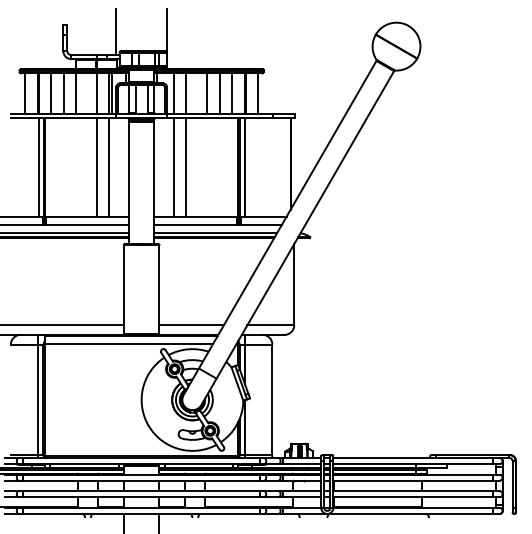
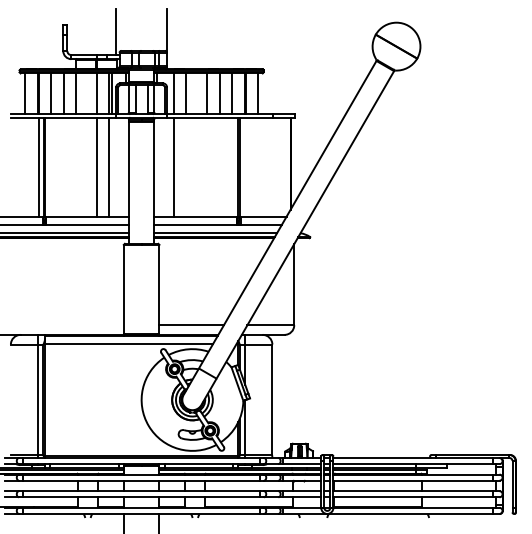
line: present -> none (186, 166)
line: present -> none (244, 166)
line: present -> none (62, 325)
